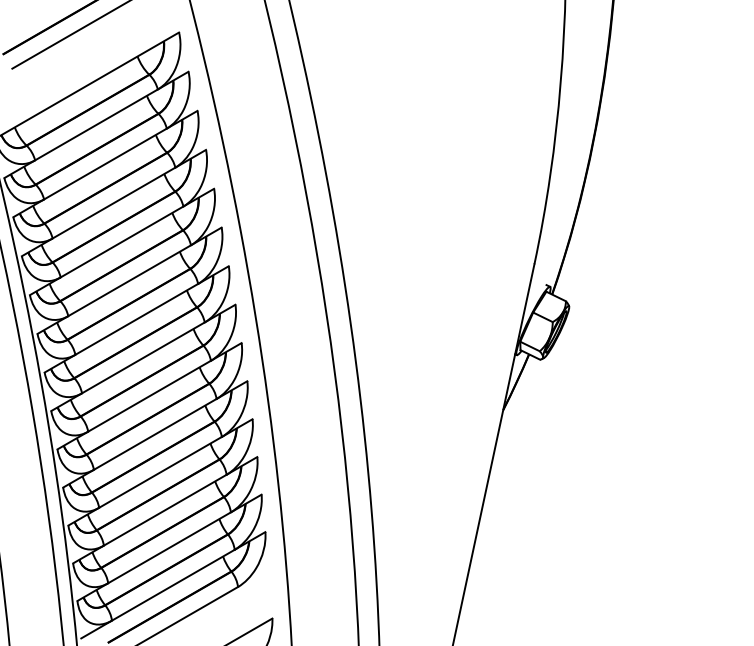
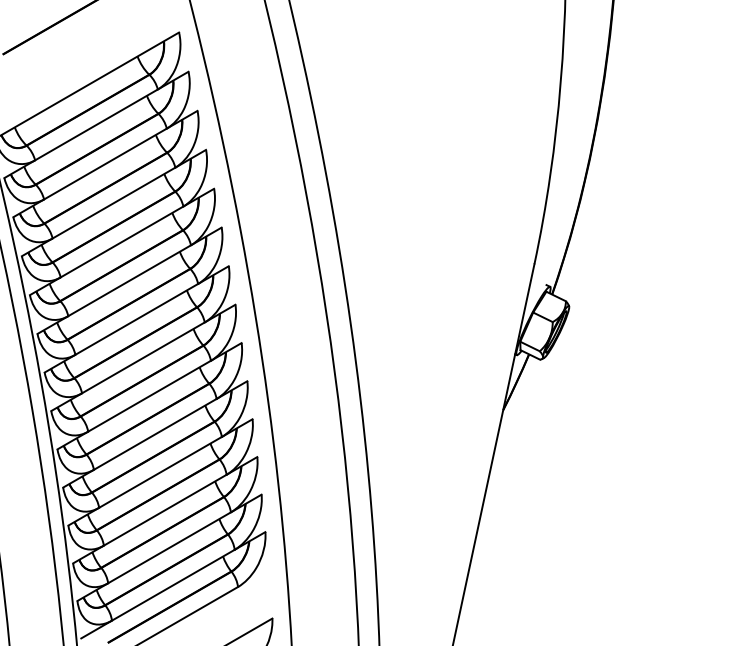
line: present -> none (69, 35)
